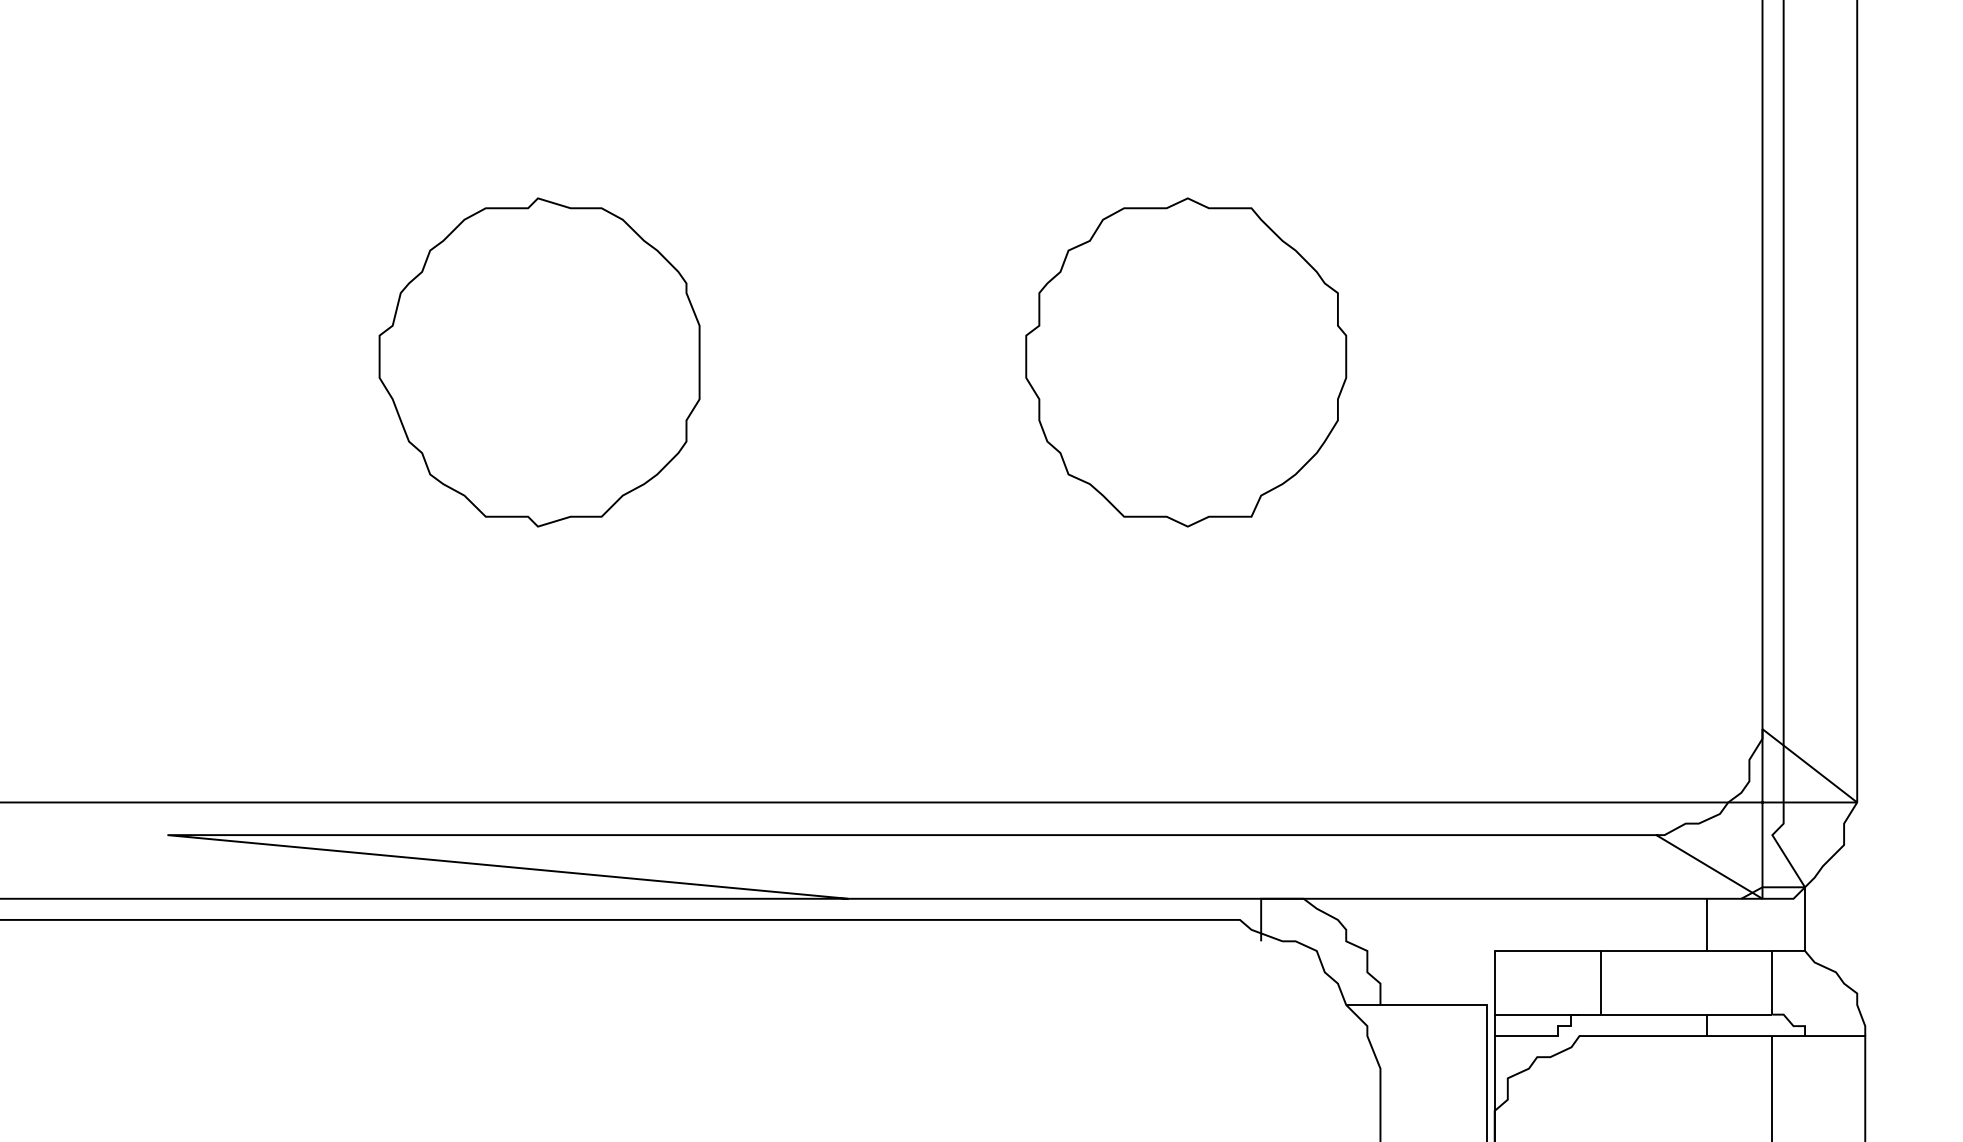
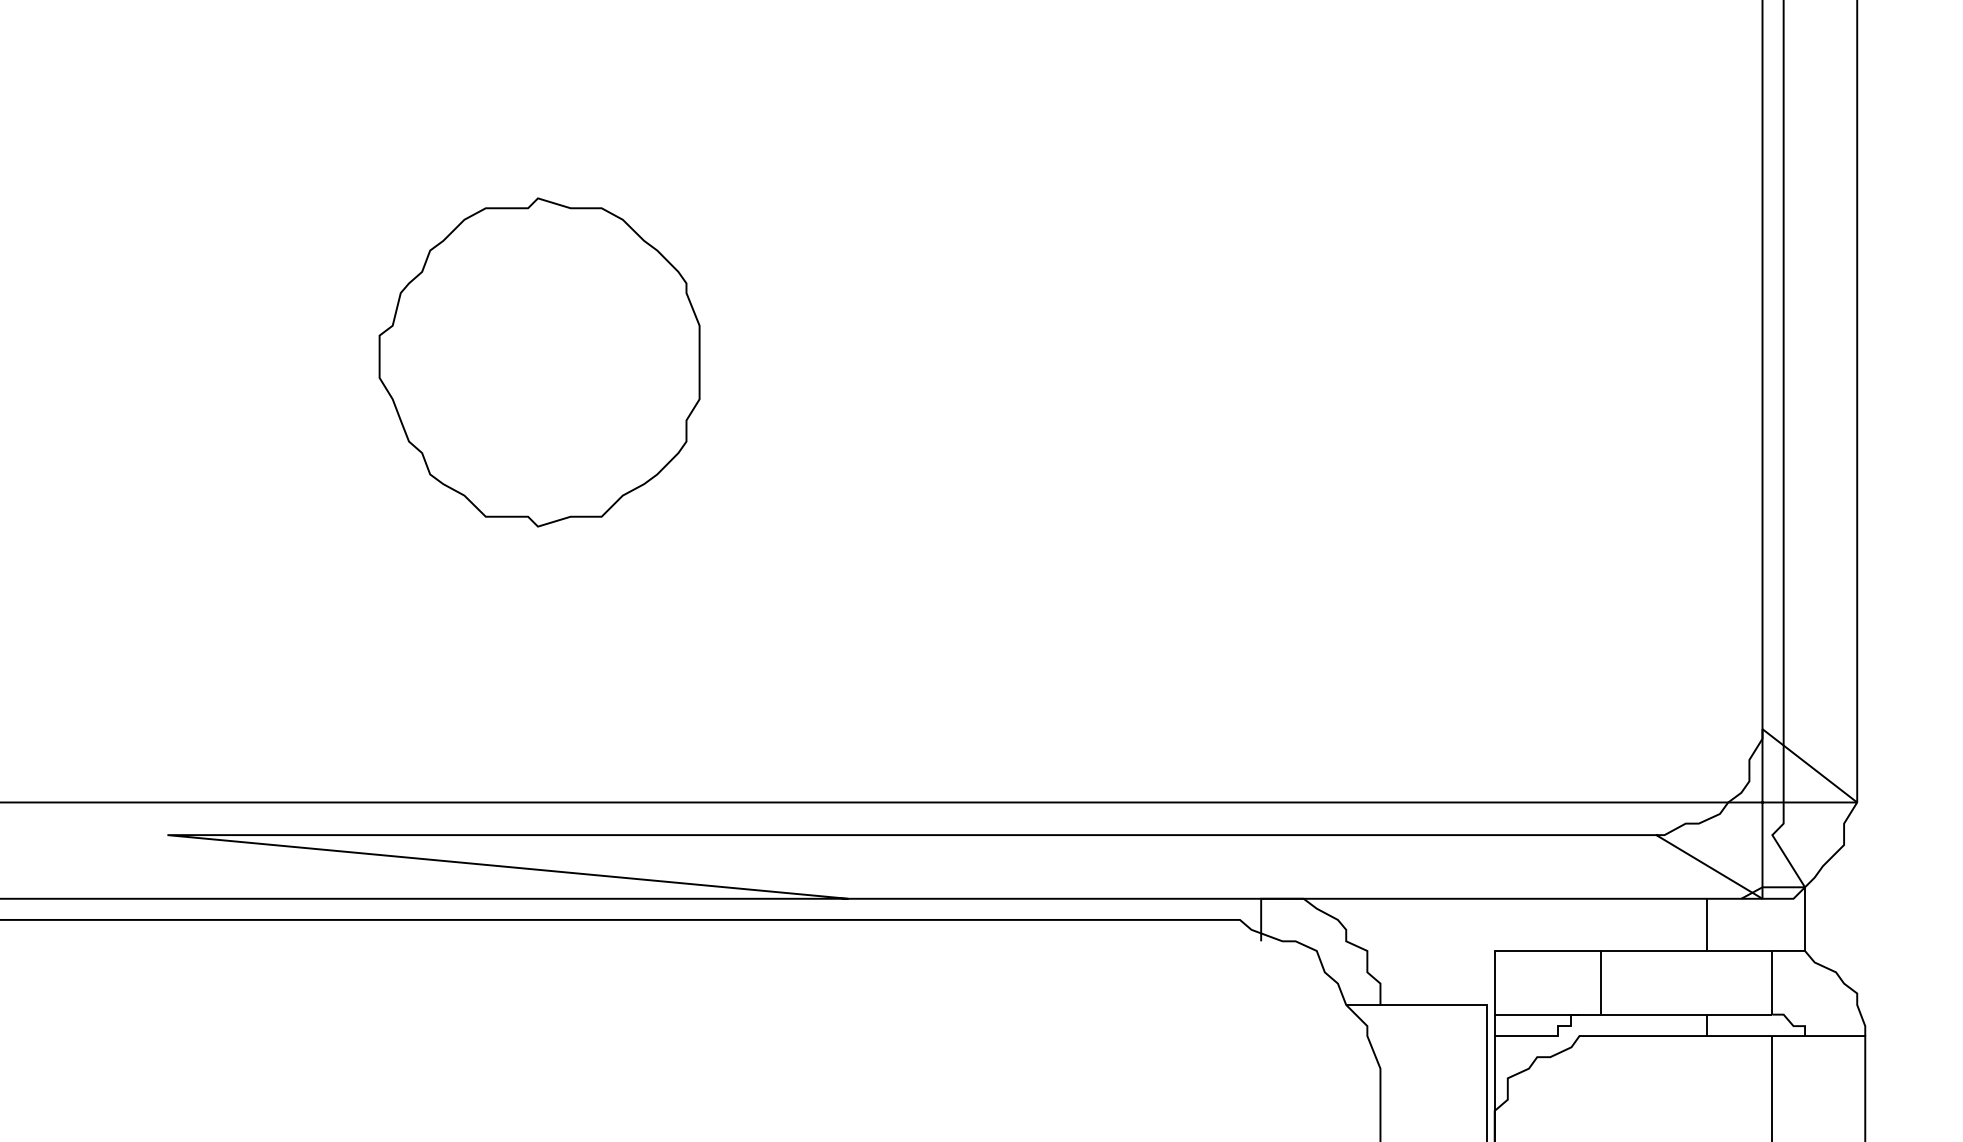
part: present -> none (1186, 362)
